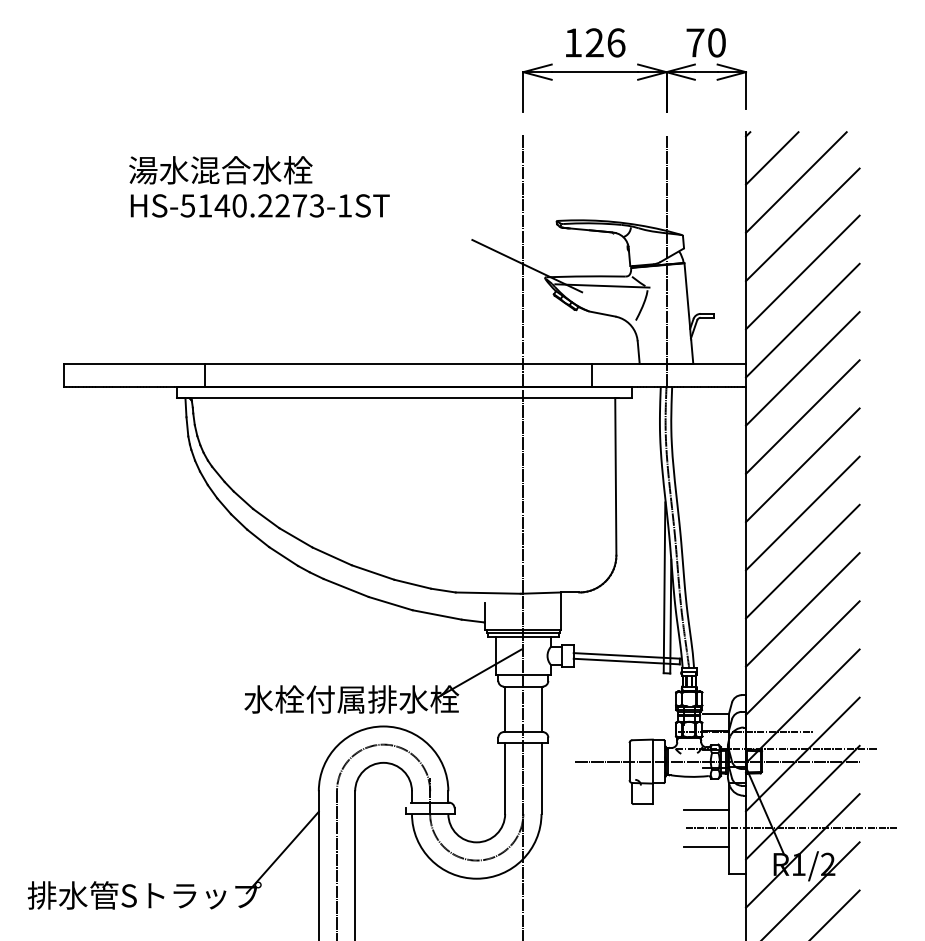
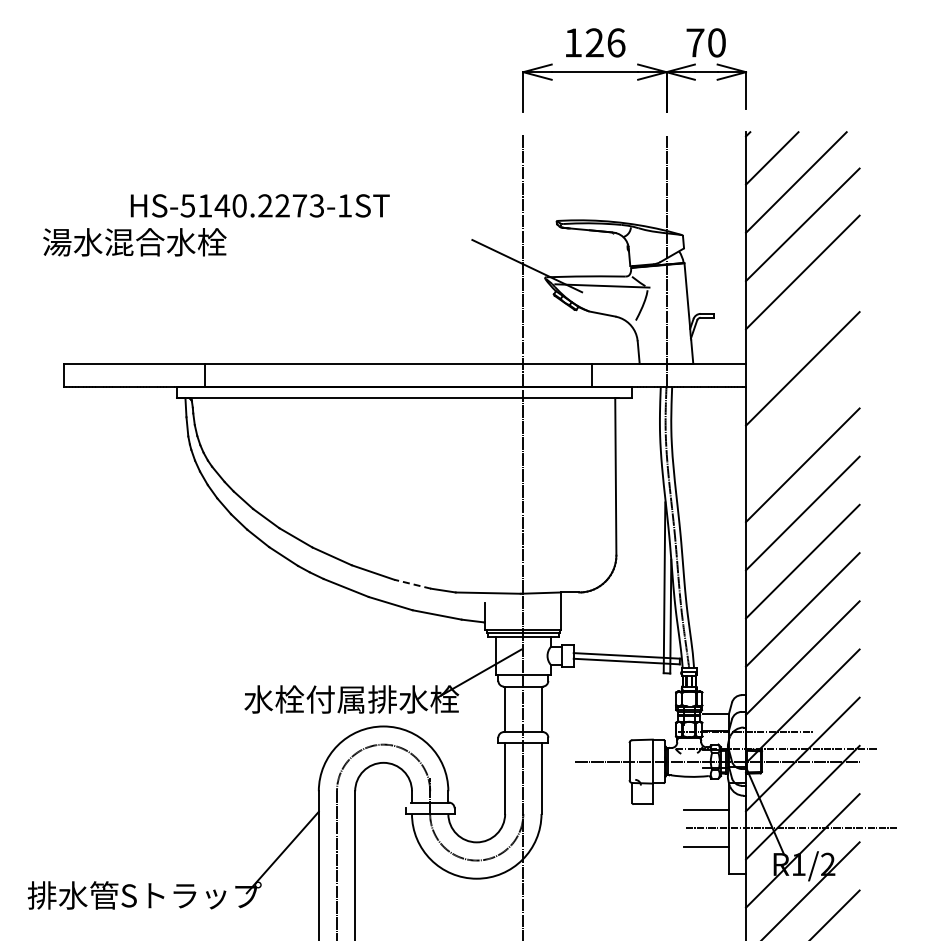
text position: (220, 170) -> (134, 242) (134, 242)
line: present -> none (802, 320)
line: present -> none (802, 416)
line: solid -> dashed (412, 584)
